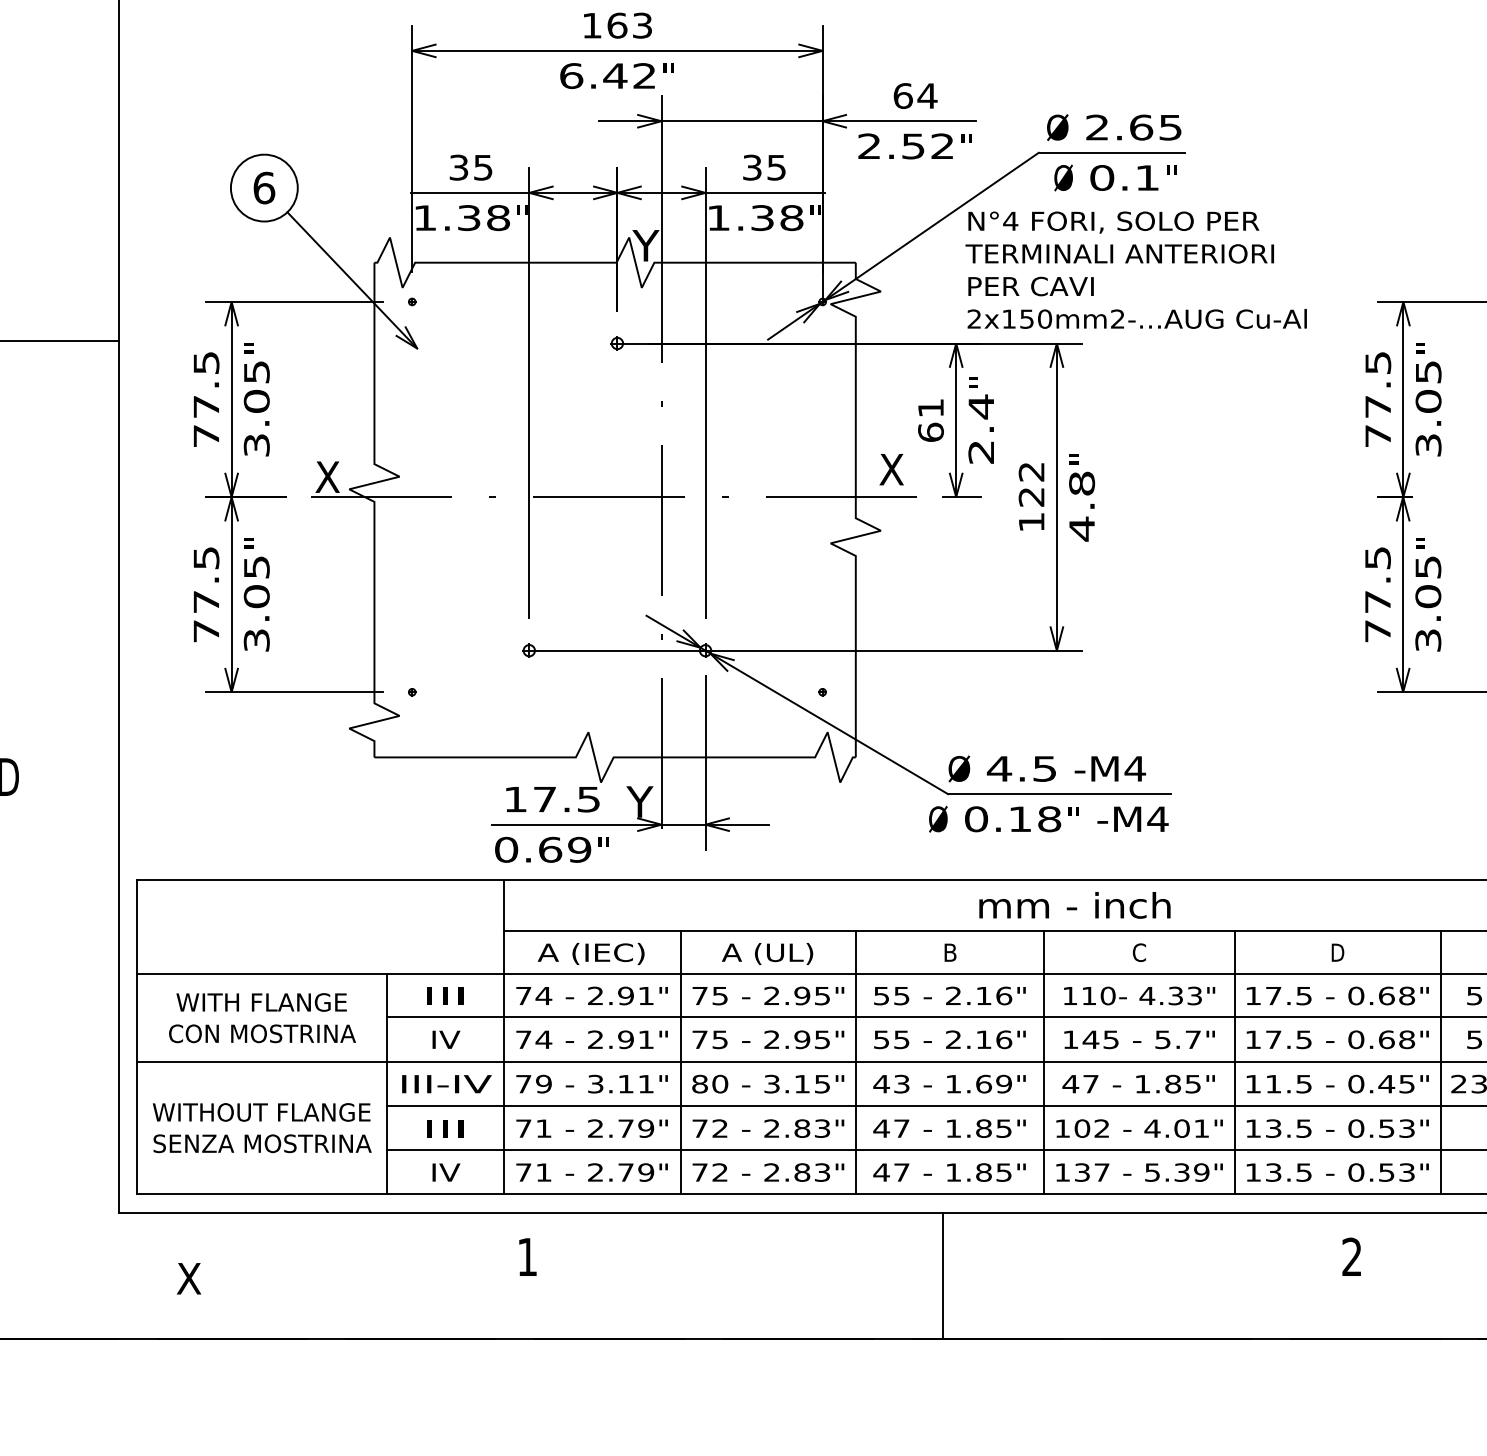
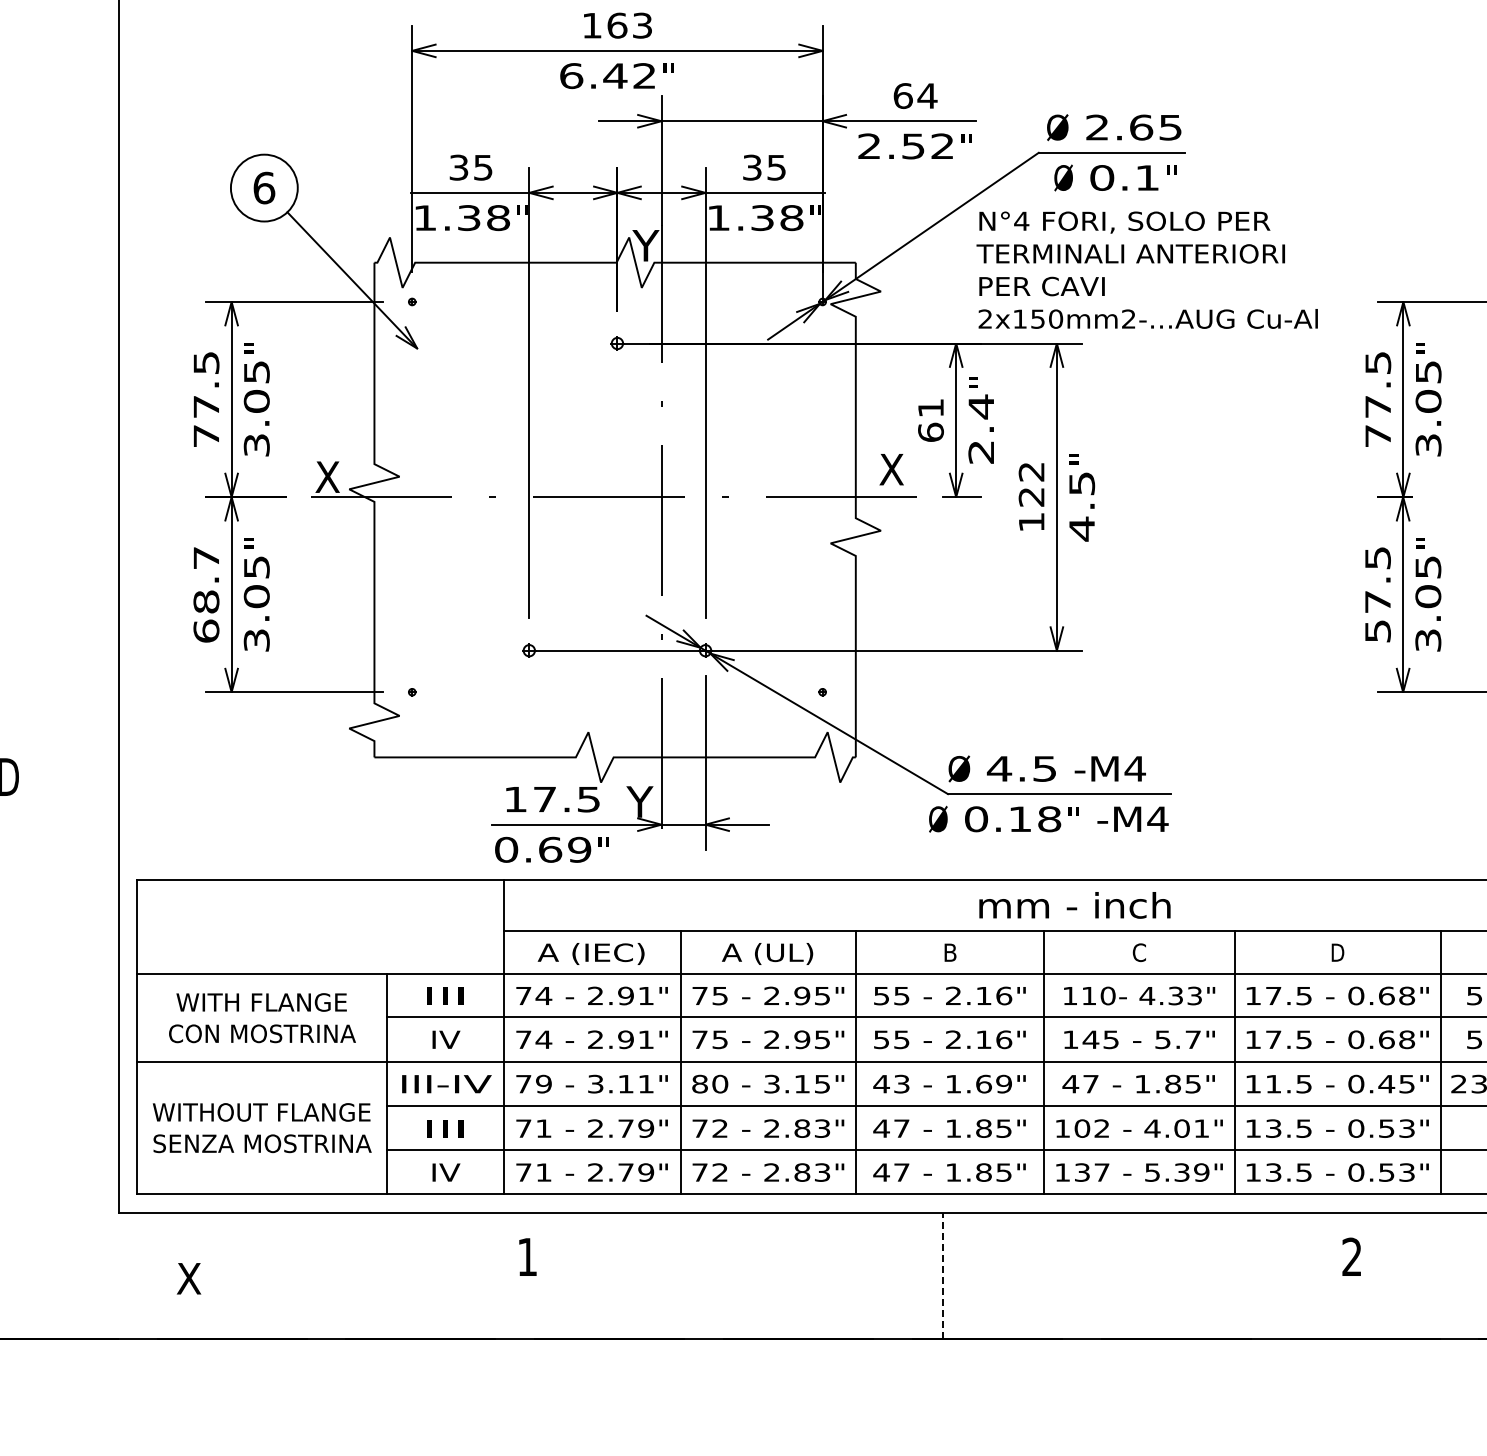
text position: (1135, 269) -> (1146, 269) (1146, 269)
line: present -> none (60, 341)
text: 4.8 -> 4.5 (1082, 483)
text: 77.5 -> 68.7 (206, 594)
text: 77.5 -> 57.5 (1377, 631)
line: solid -> dashed (943, 1276)
